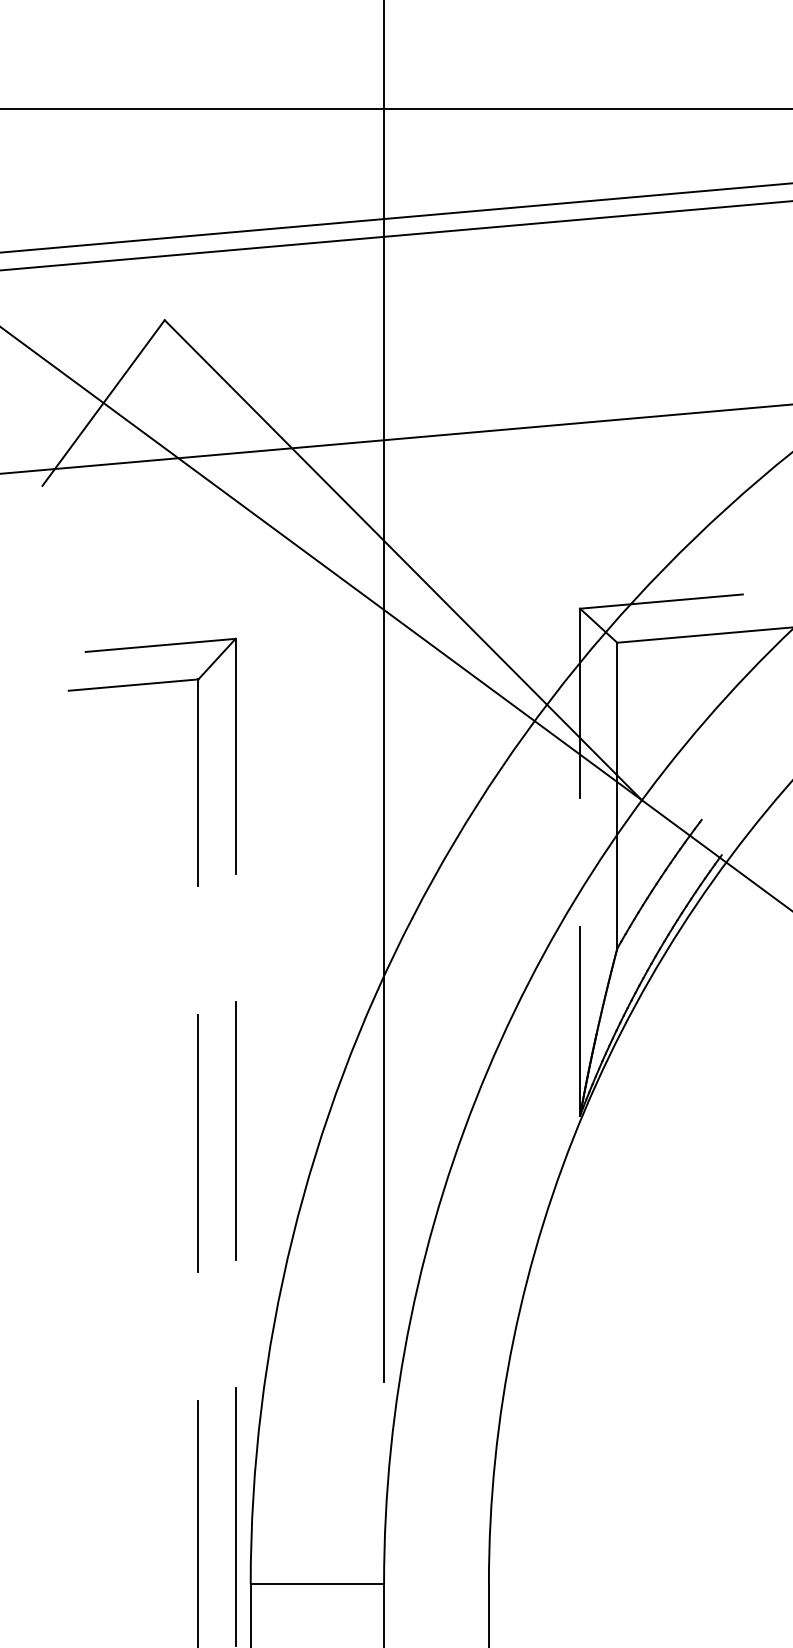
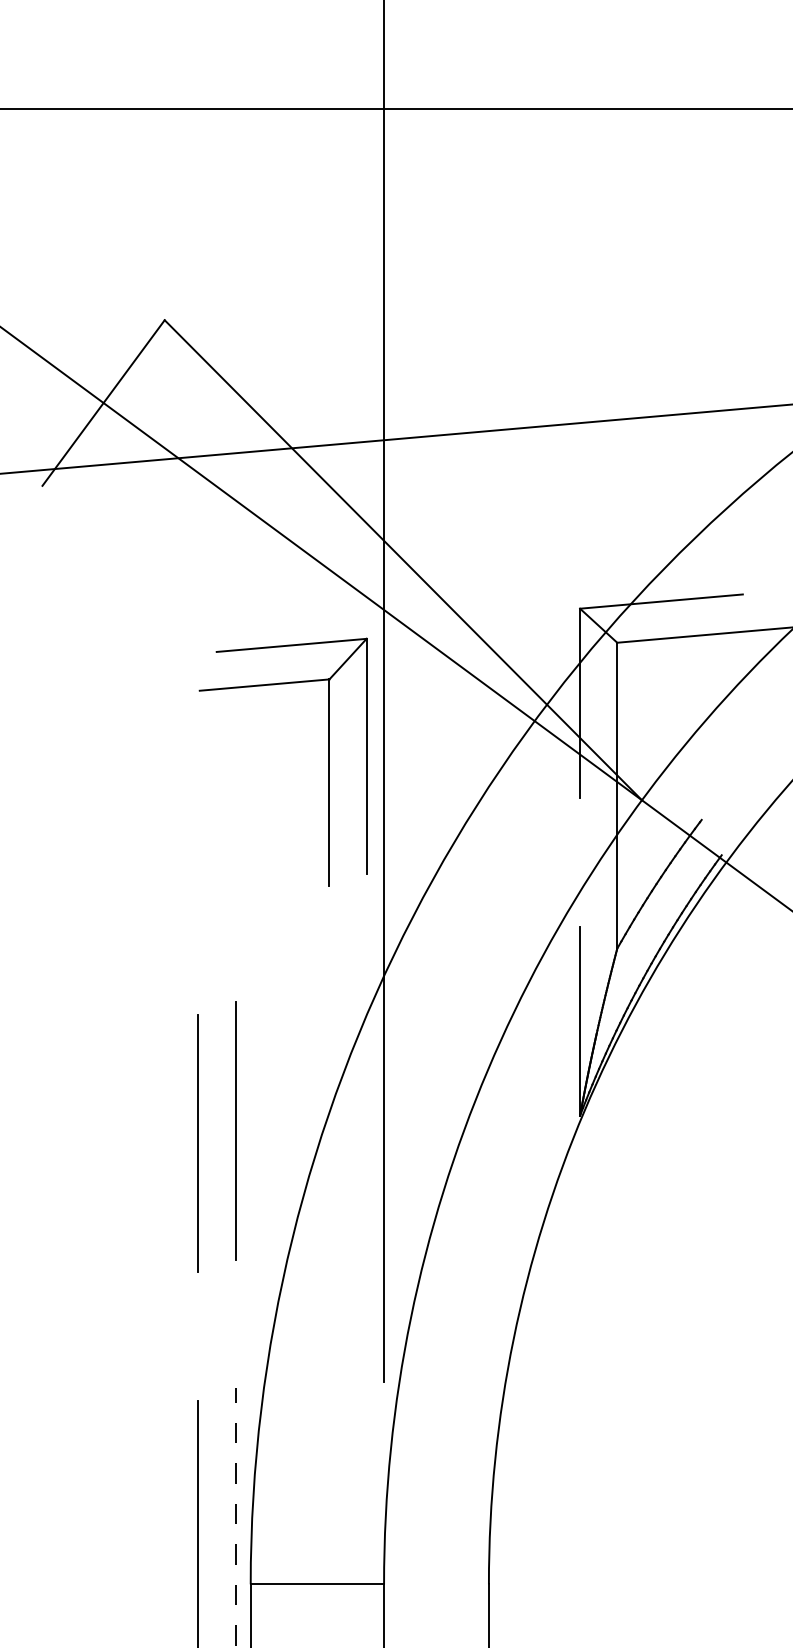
line: present -> none (395, 217)
line: present -> none (395, 235)
part position: (197, 761) -> (328, 761) (328, 761)
line: solid -> dashed (235, 1517)
